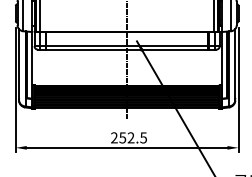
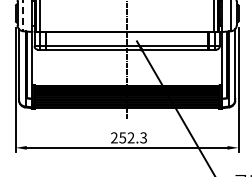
line: solid -> dashed (23, 16)
text: 252.5 -> 252.3 (143, 137)
